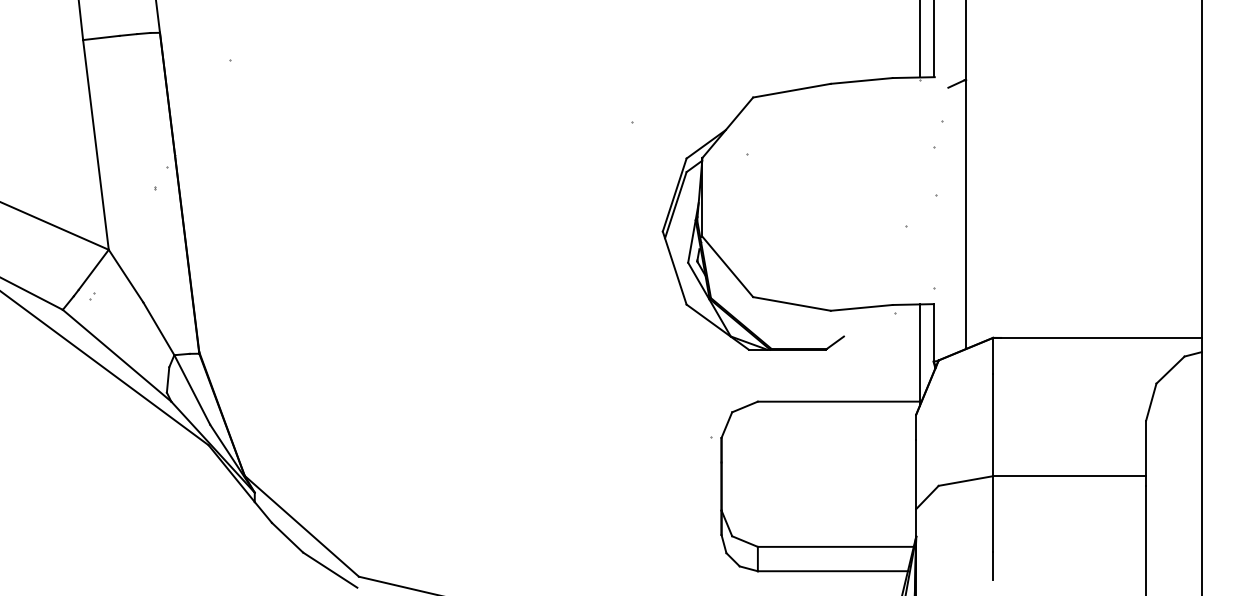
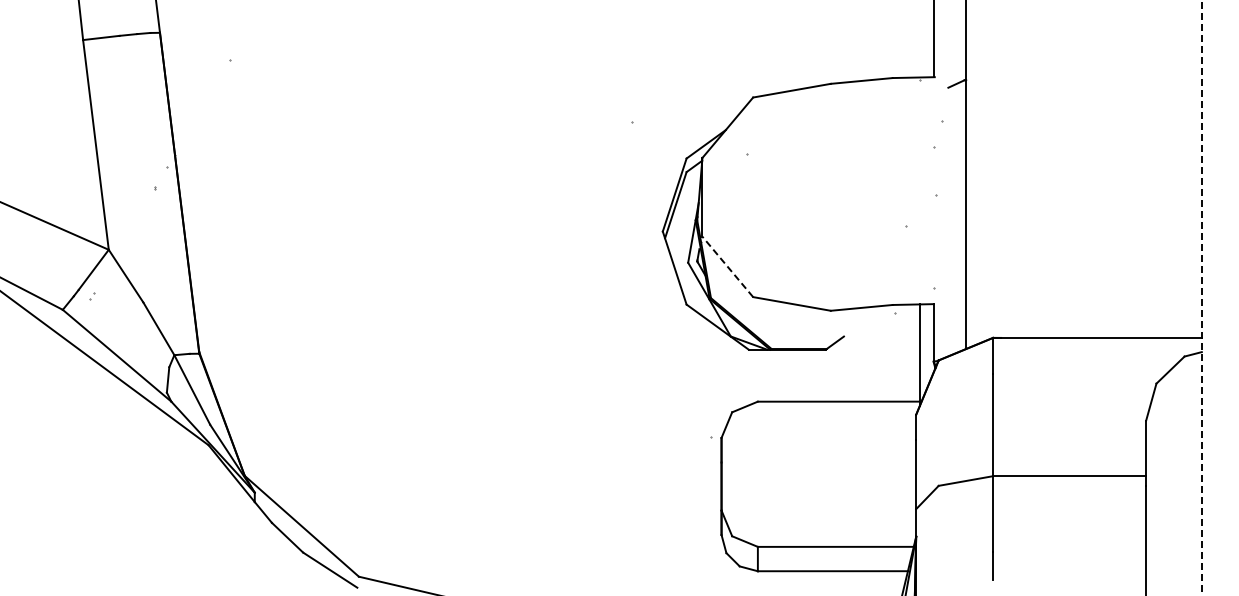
line: present -> none (919, 39)
line: solid -> dashed (727, 266)
line: solid -> dashed (1201, 298)
